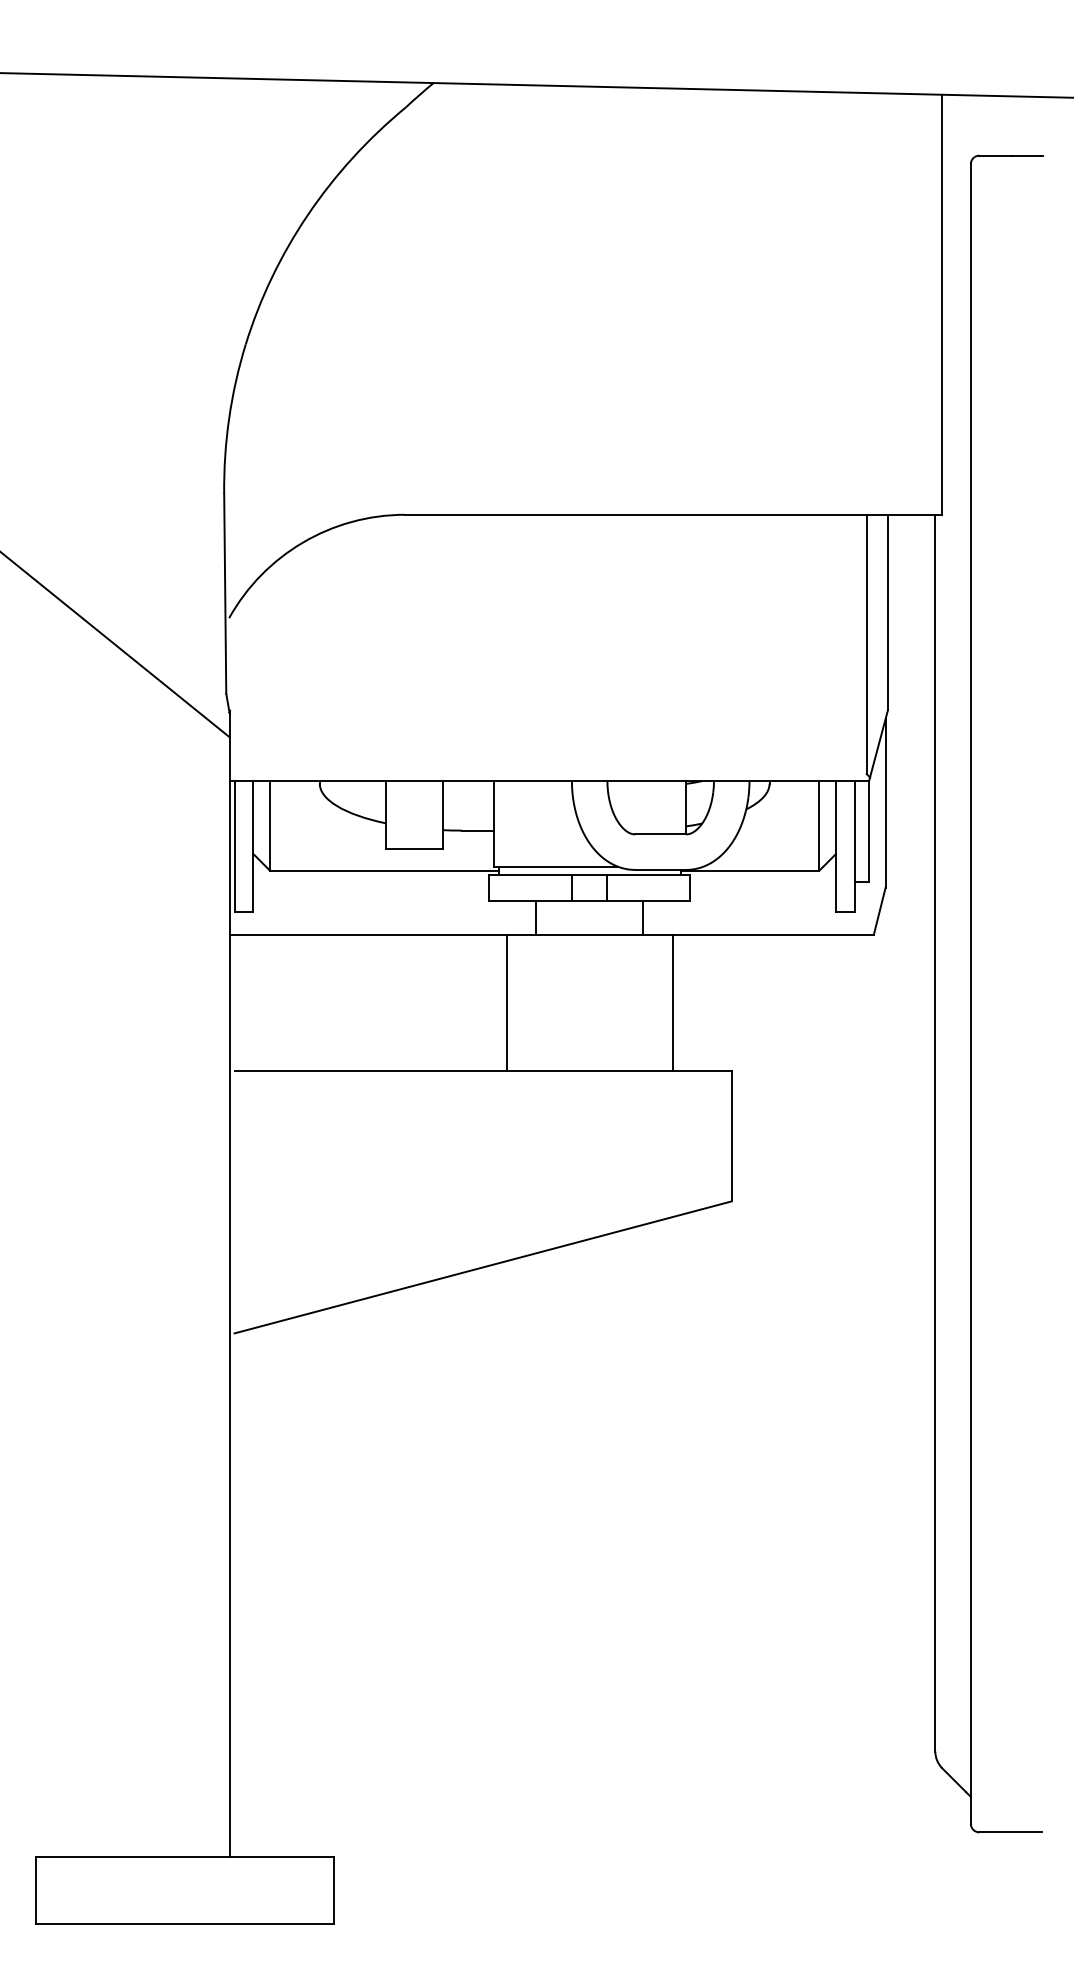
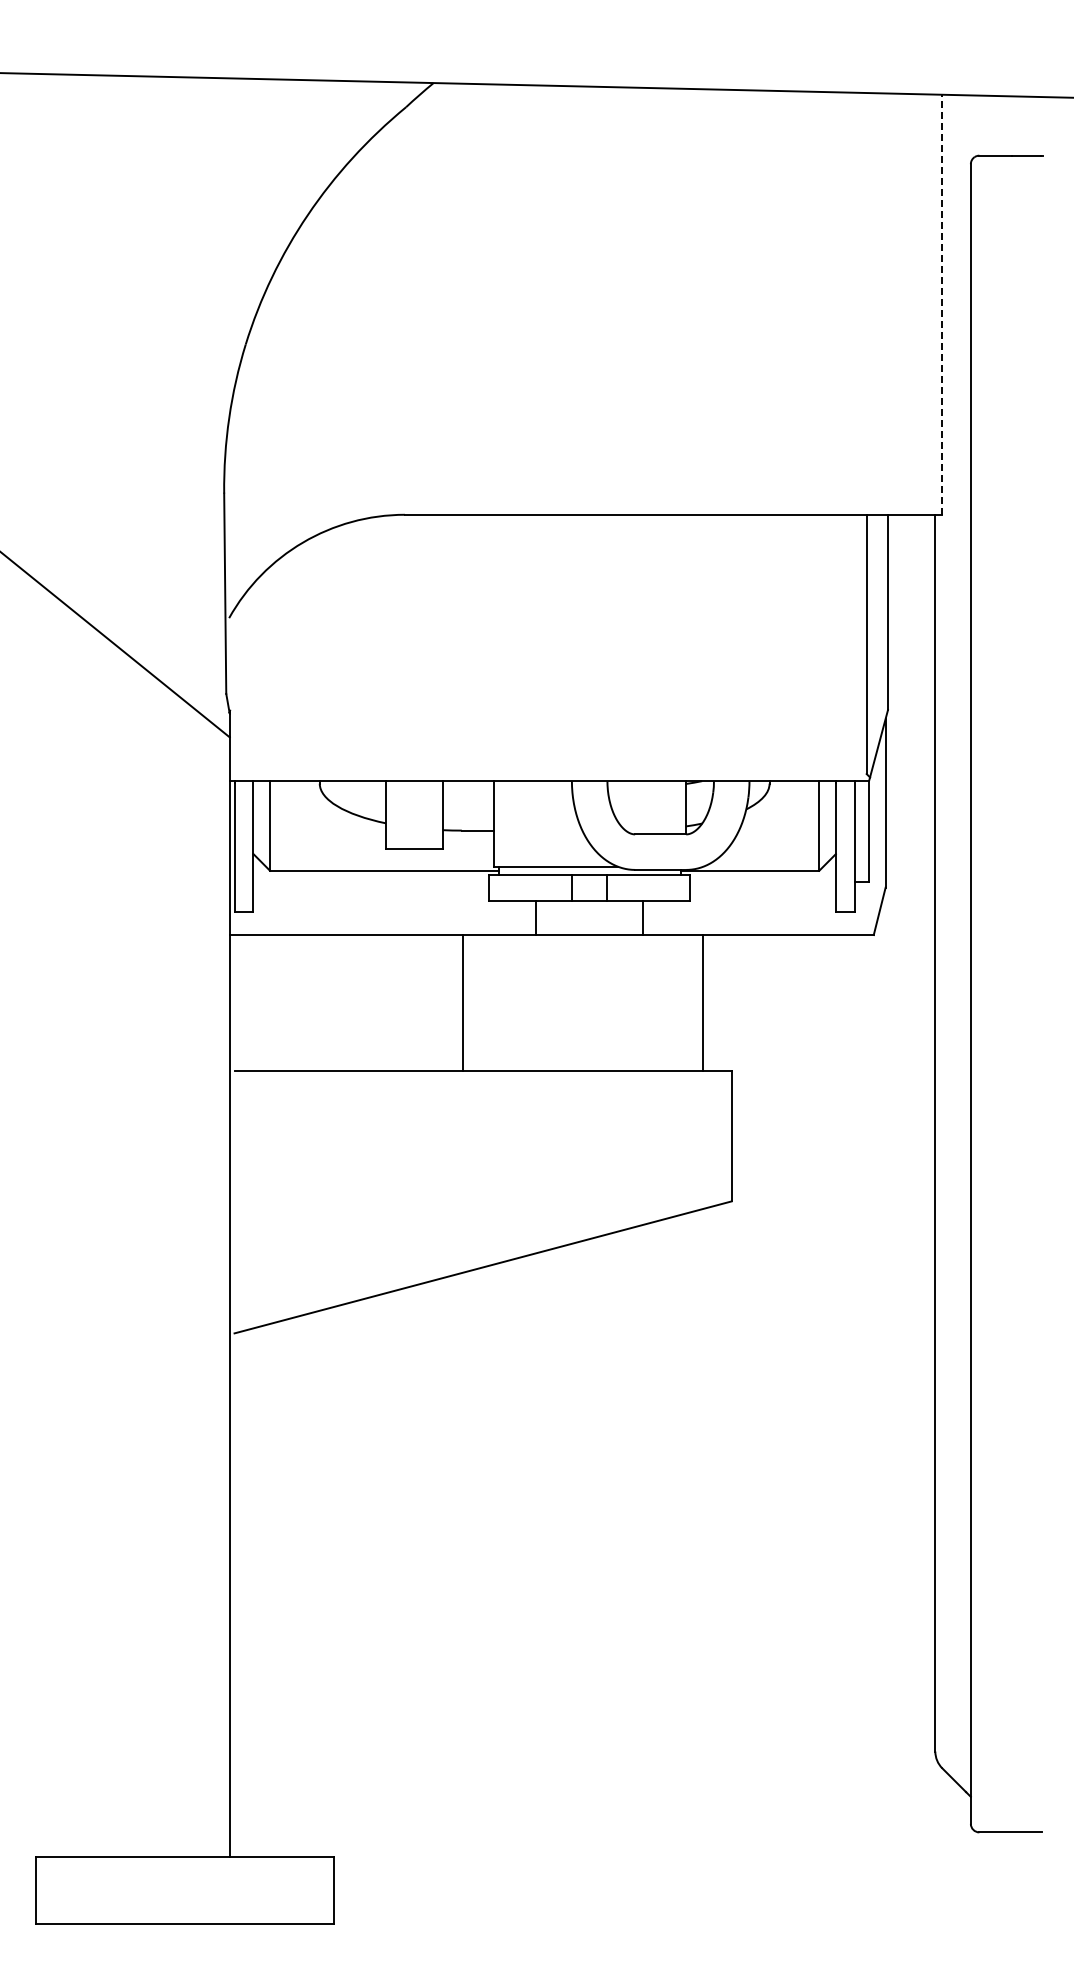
line: solid -> dashed (942, 304)
line position: (506, 1003) -> (462, 1003) (462, 1003)
line position: (672, 1003) -> (702, 1003) (702, 1003)
